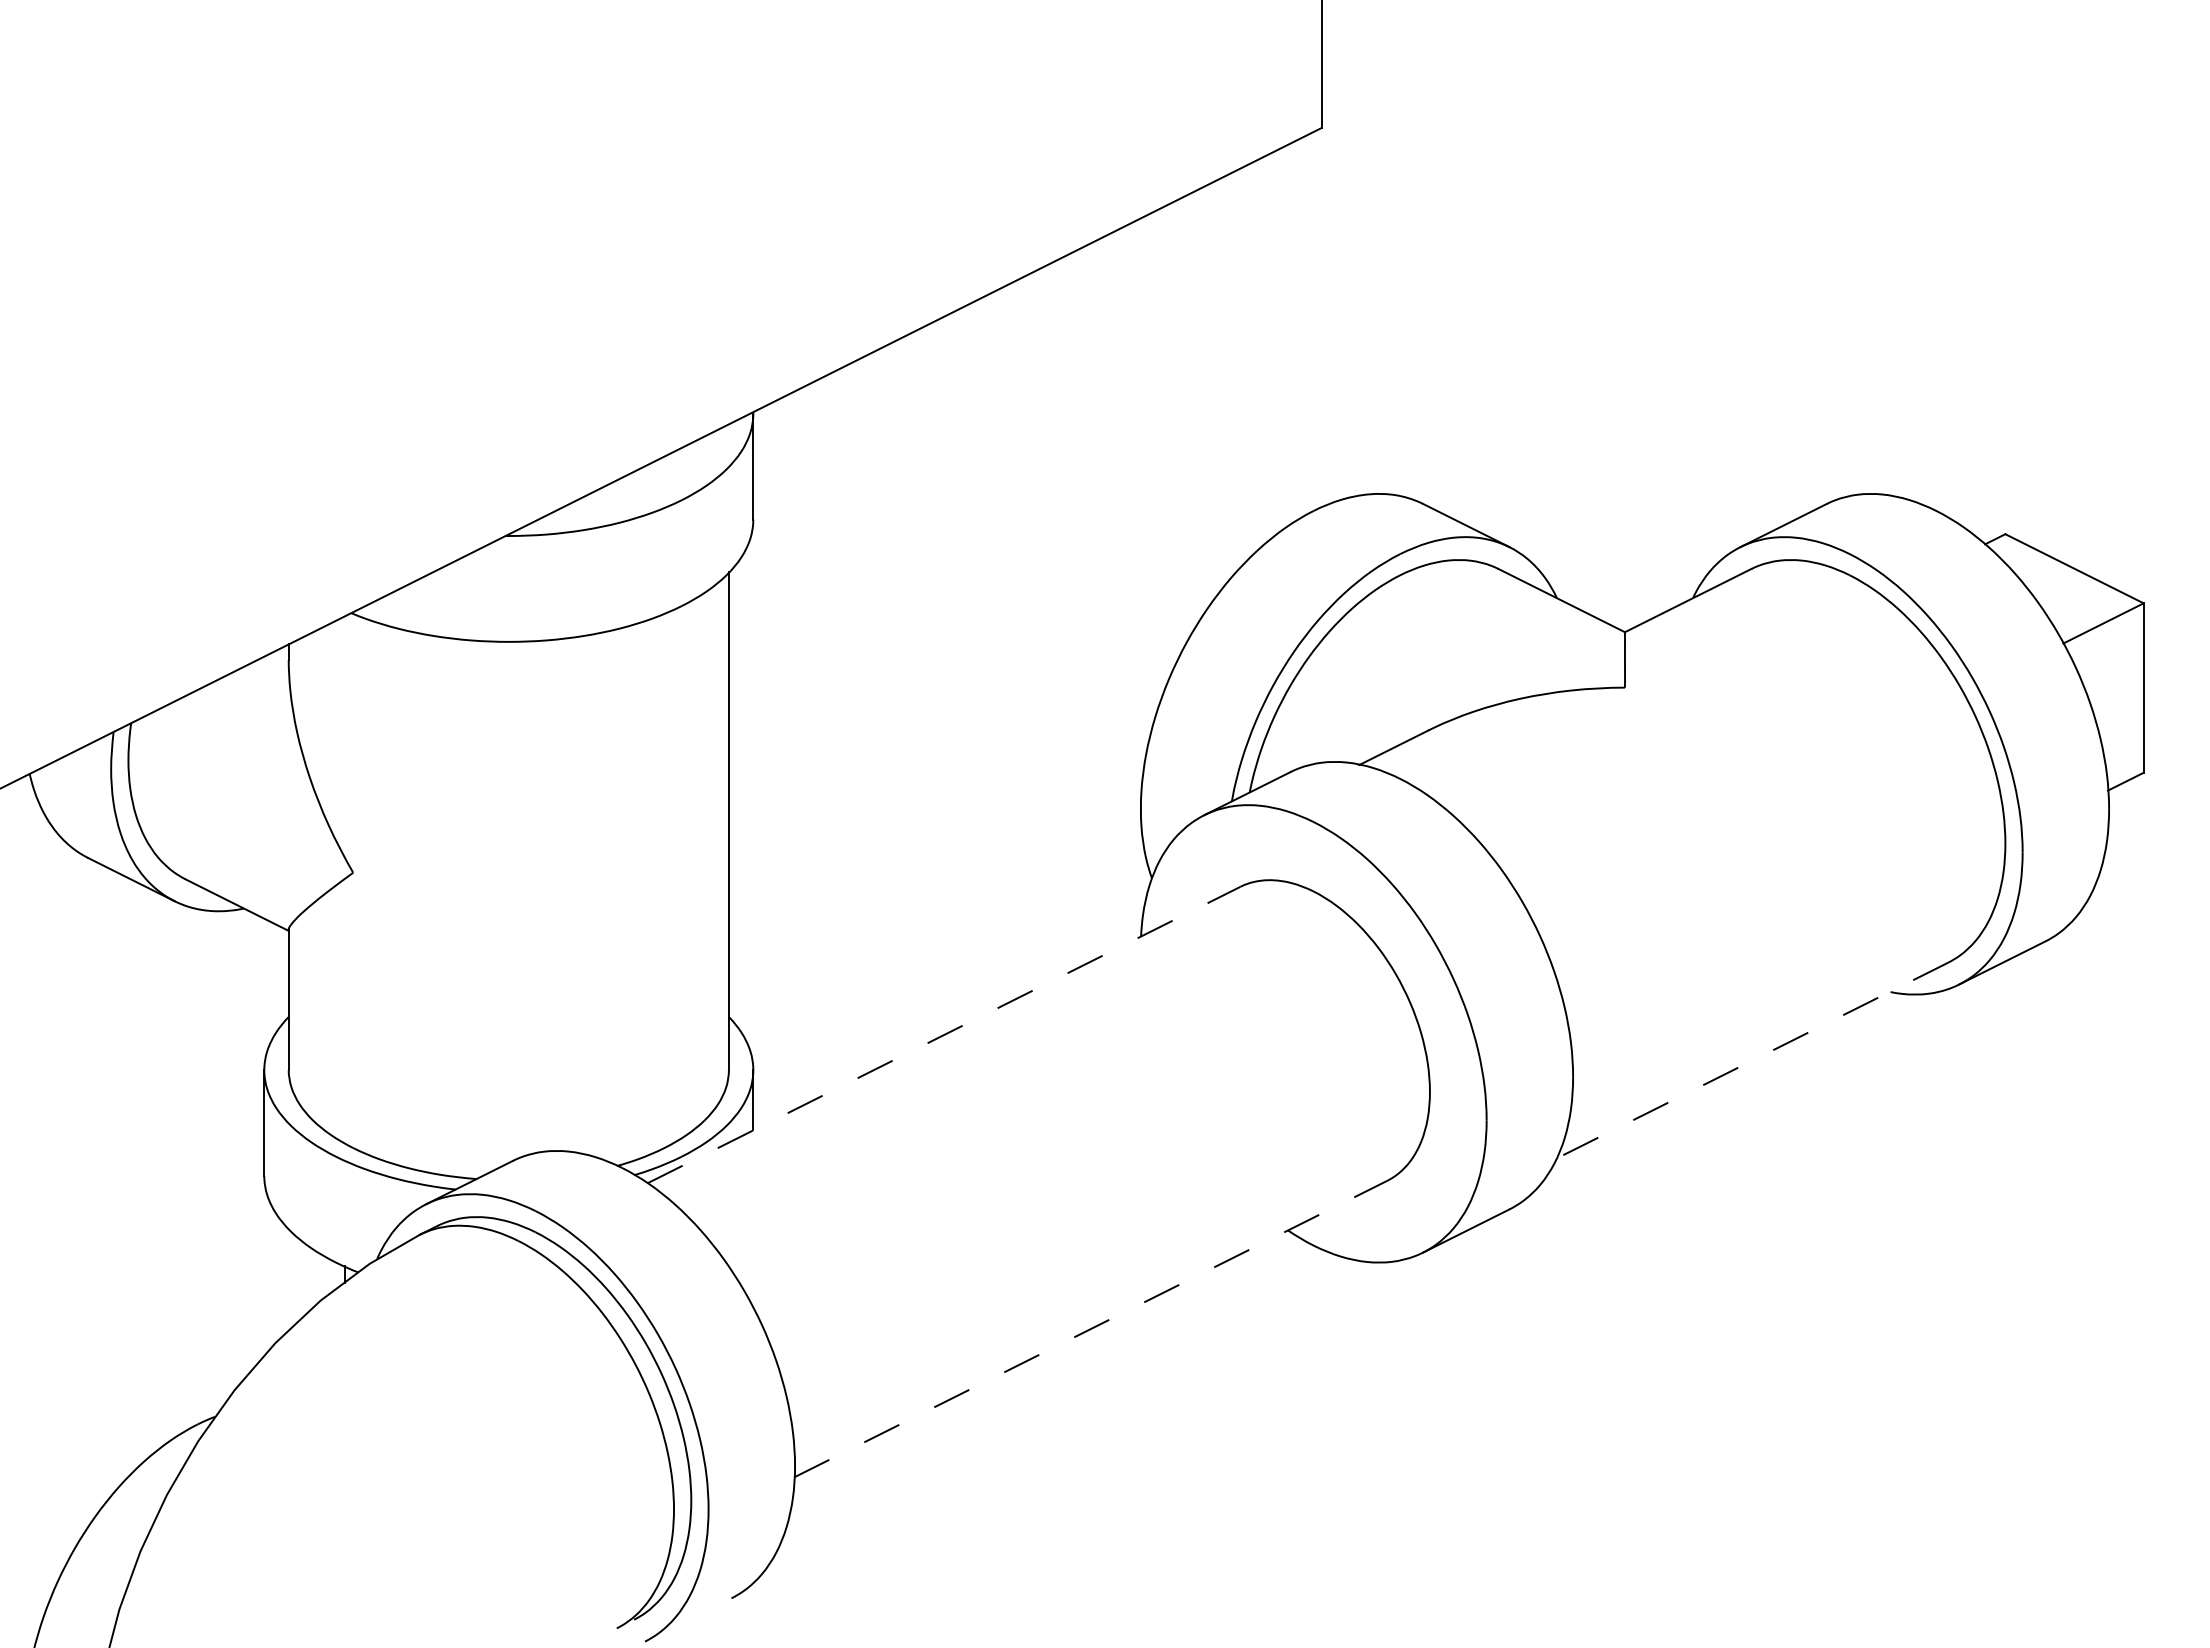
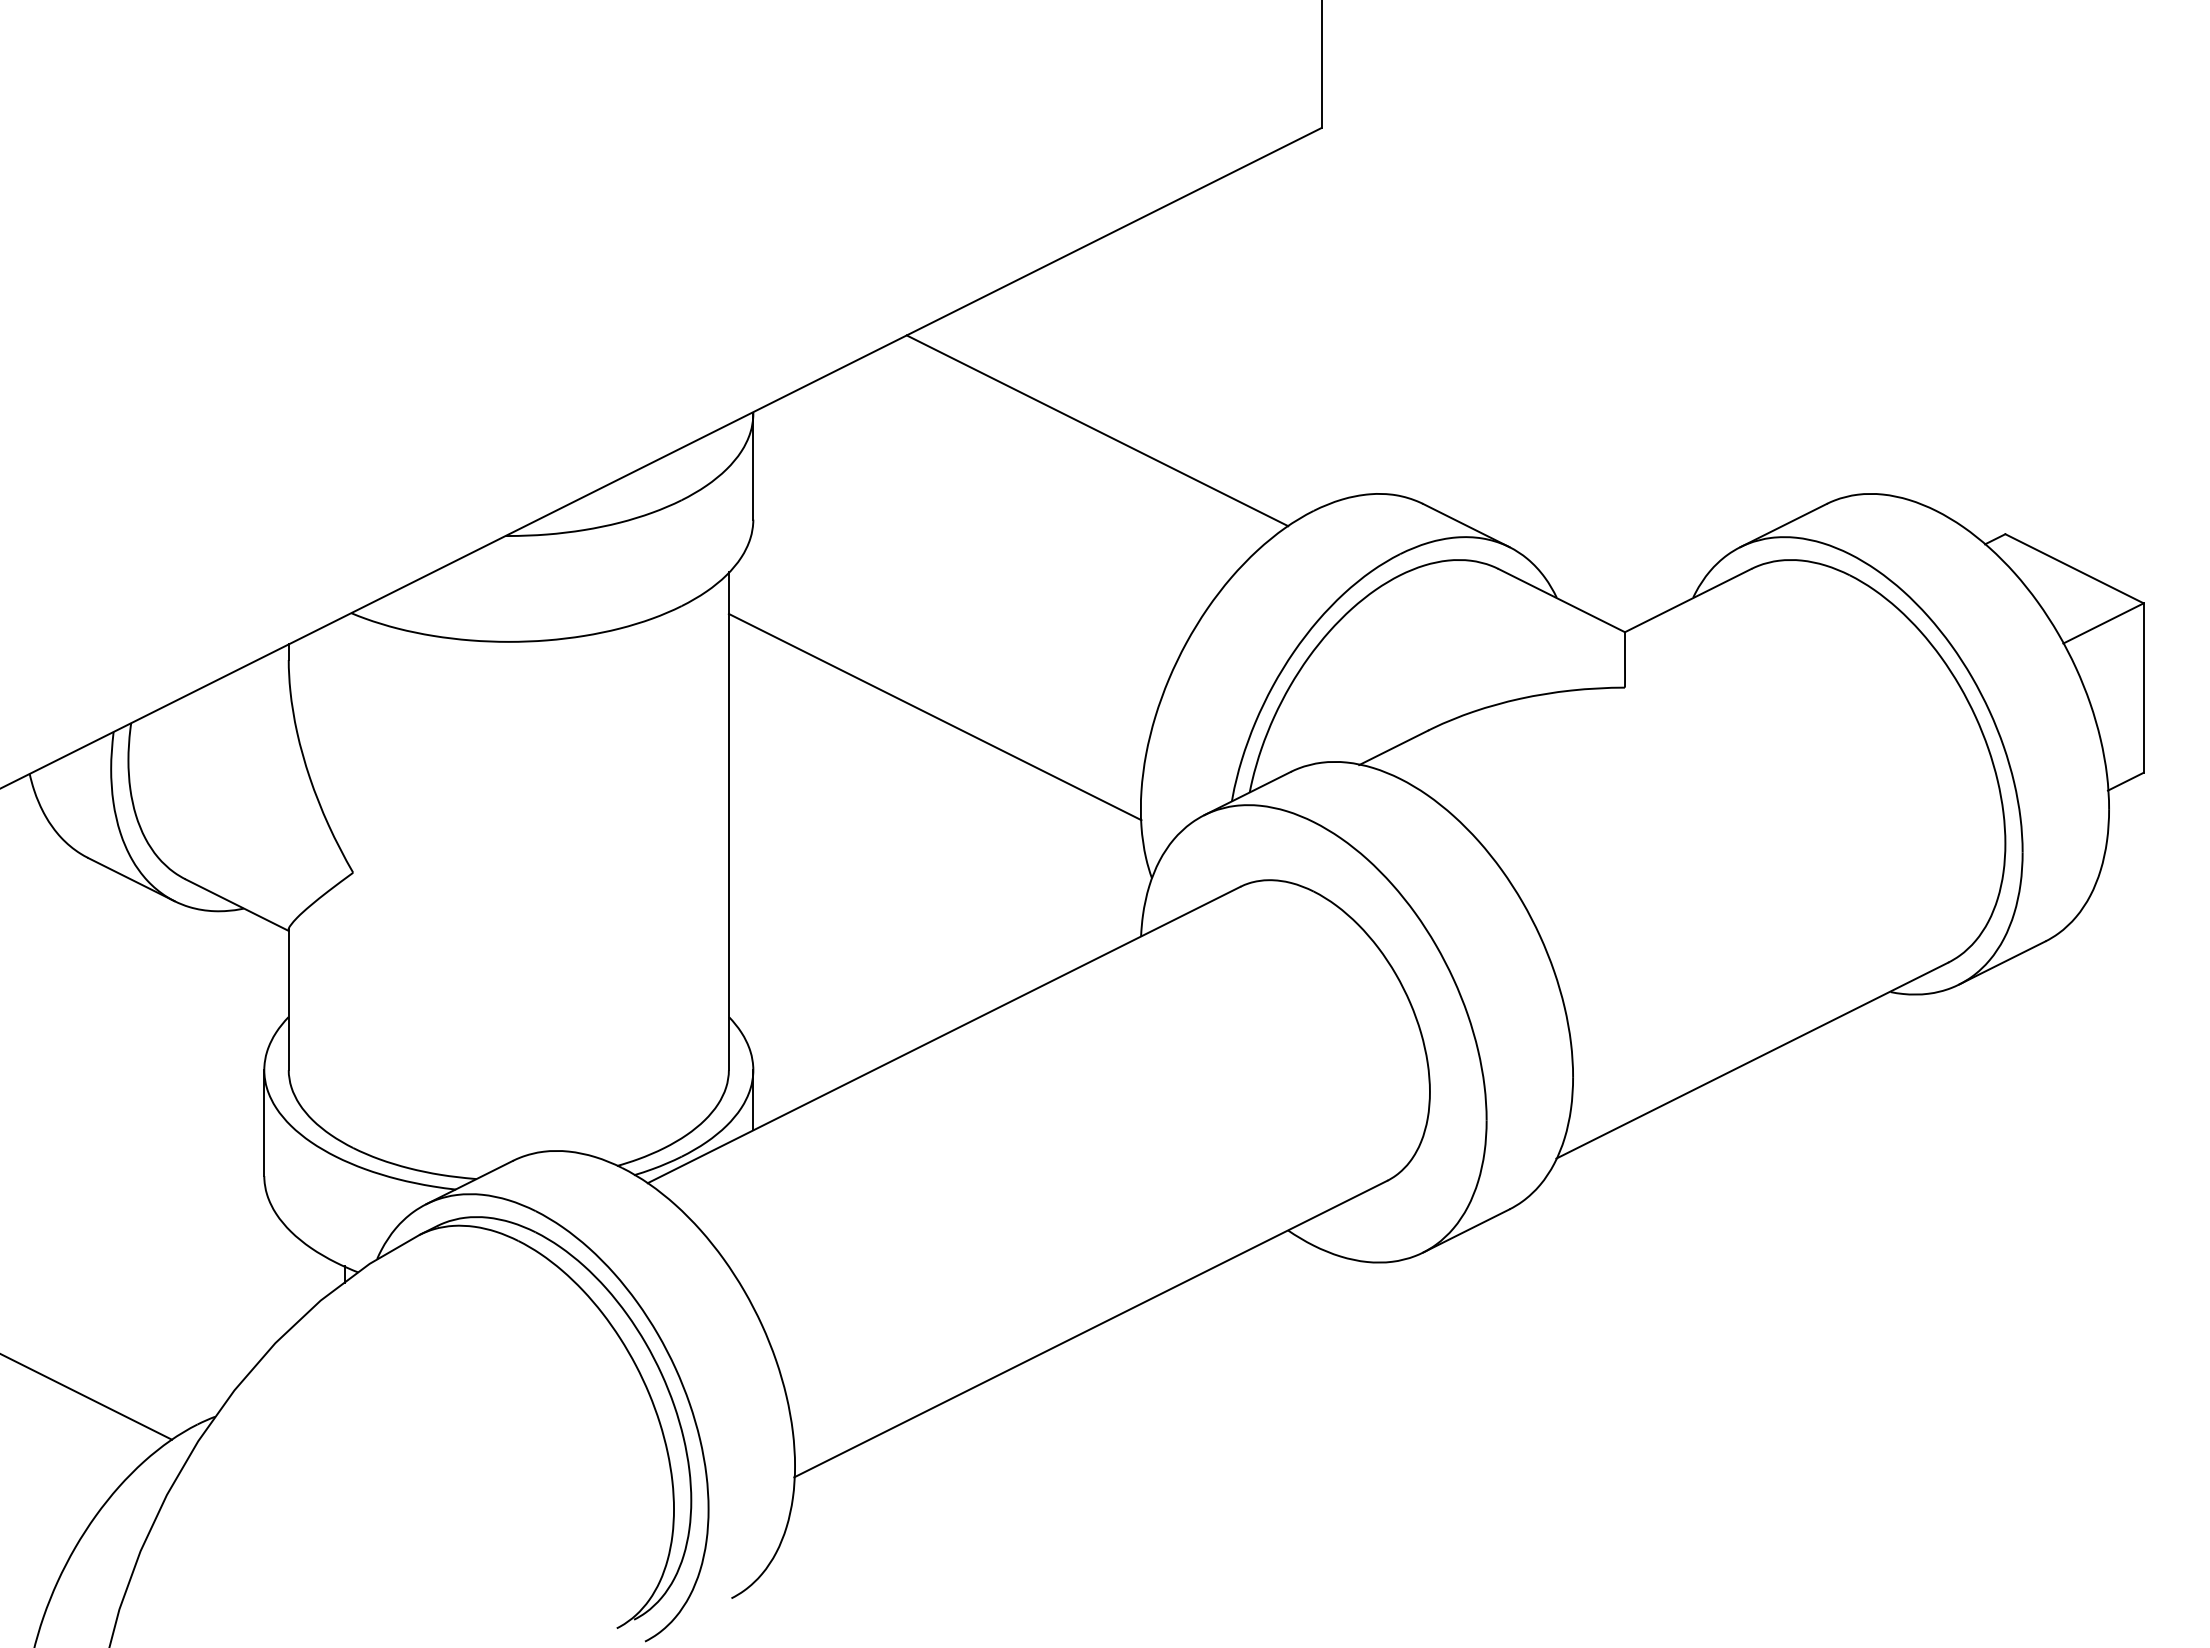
line: none -> present (1097, 430)
line: none -> present (934, 716)
line: dashed -> solid (944, 1034)
line: dashed -> solid (1751, 1060)
line: dashed -> solid (1091, 1328)
line: none -> present (87, 1396)
